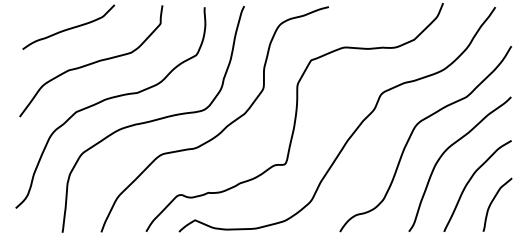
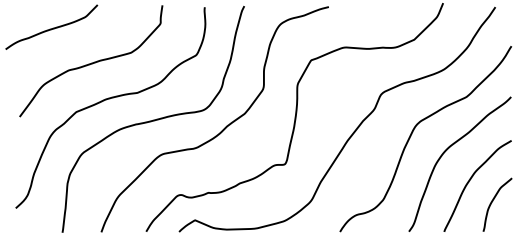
curve position: (68, 28) -> (51, 28) (51, 28)
